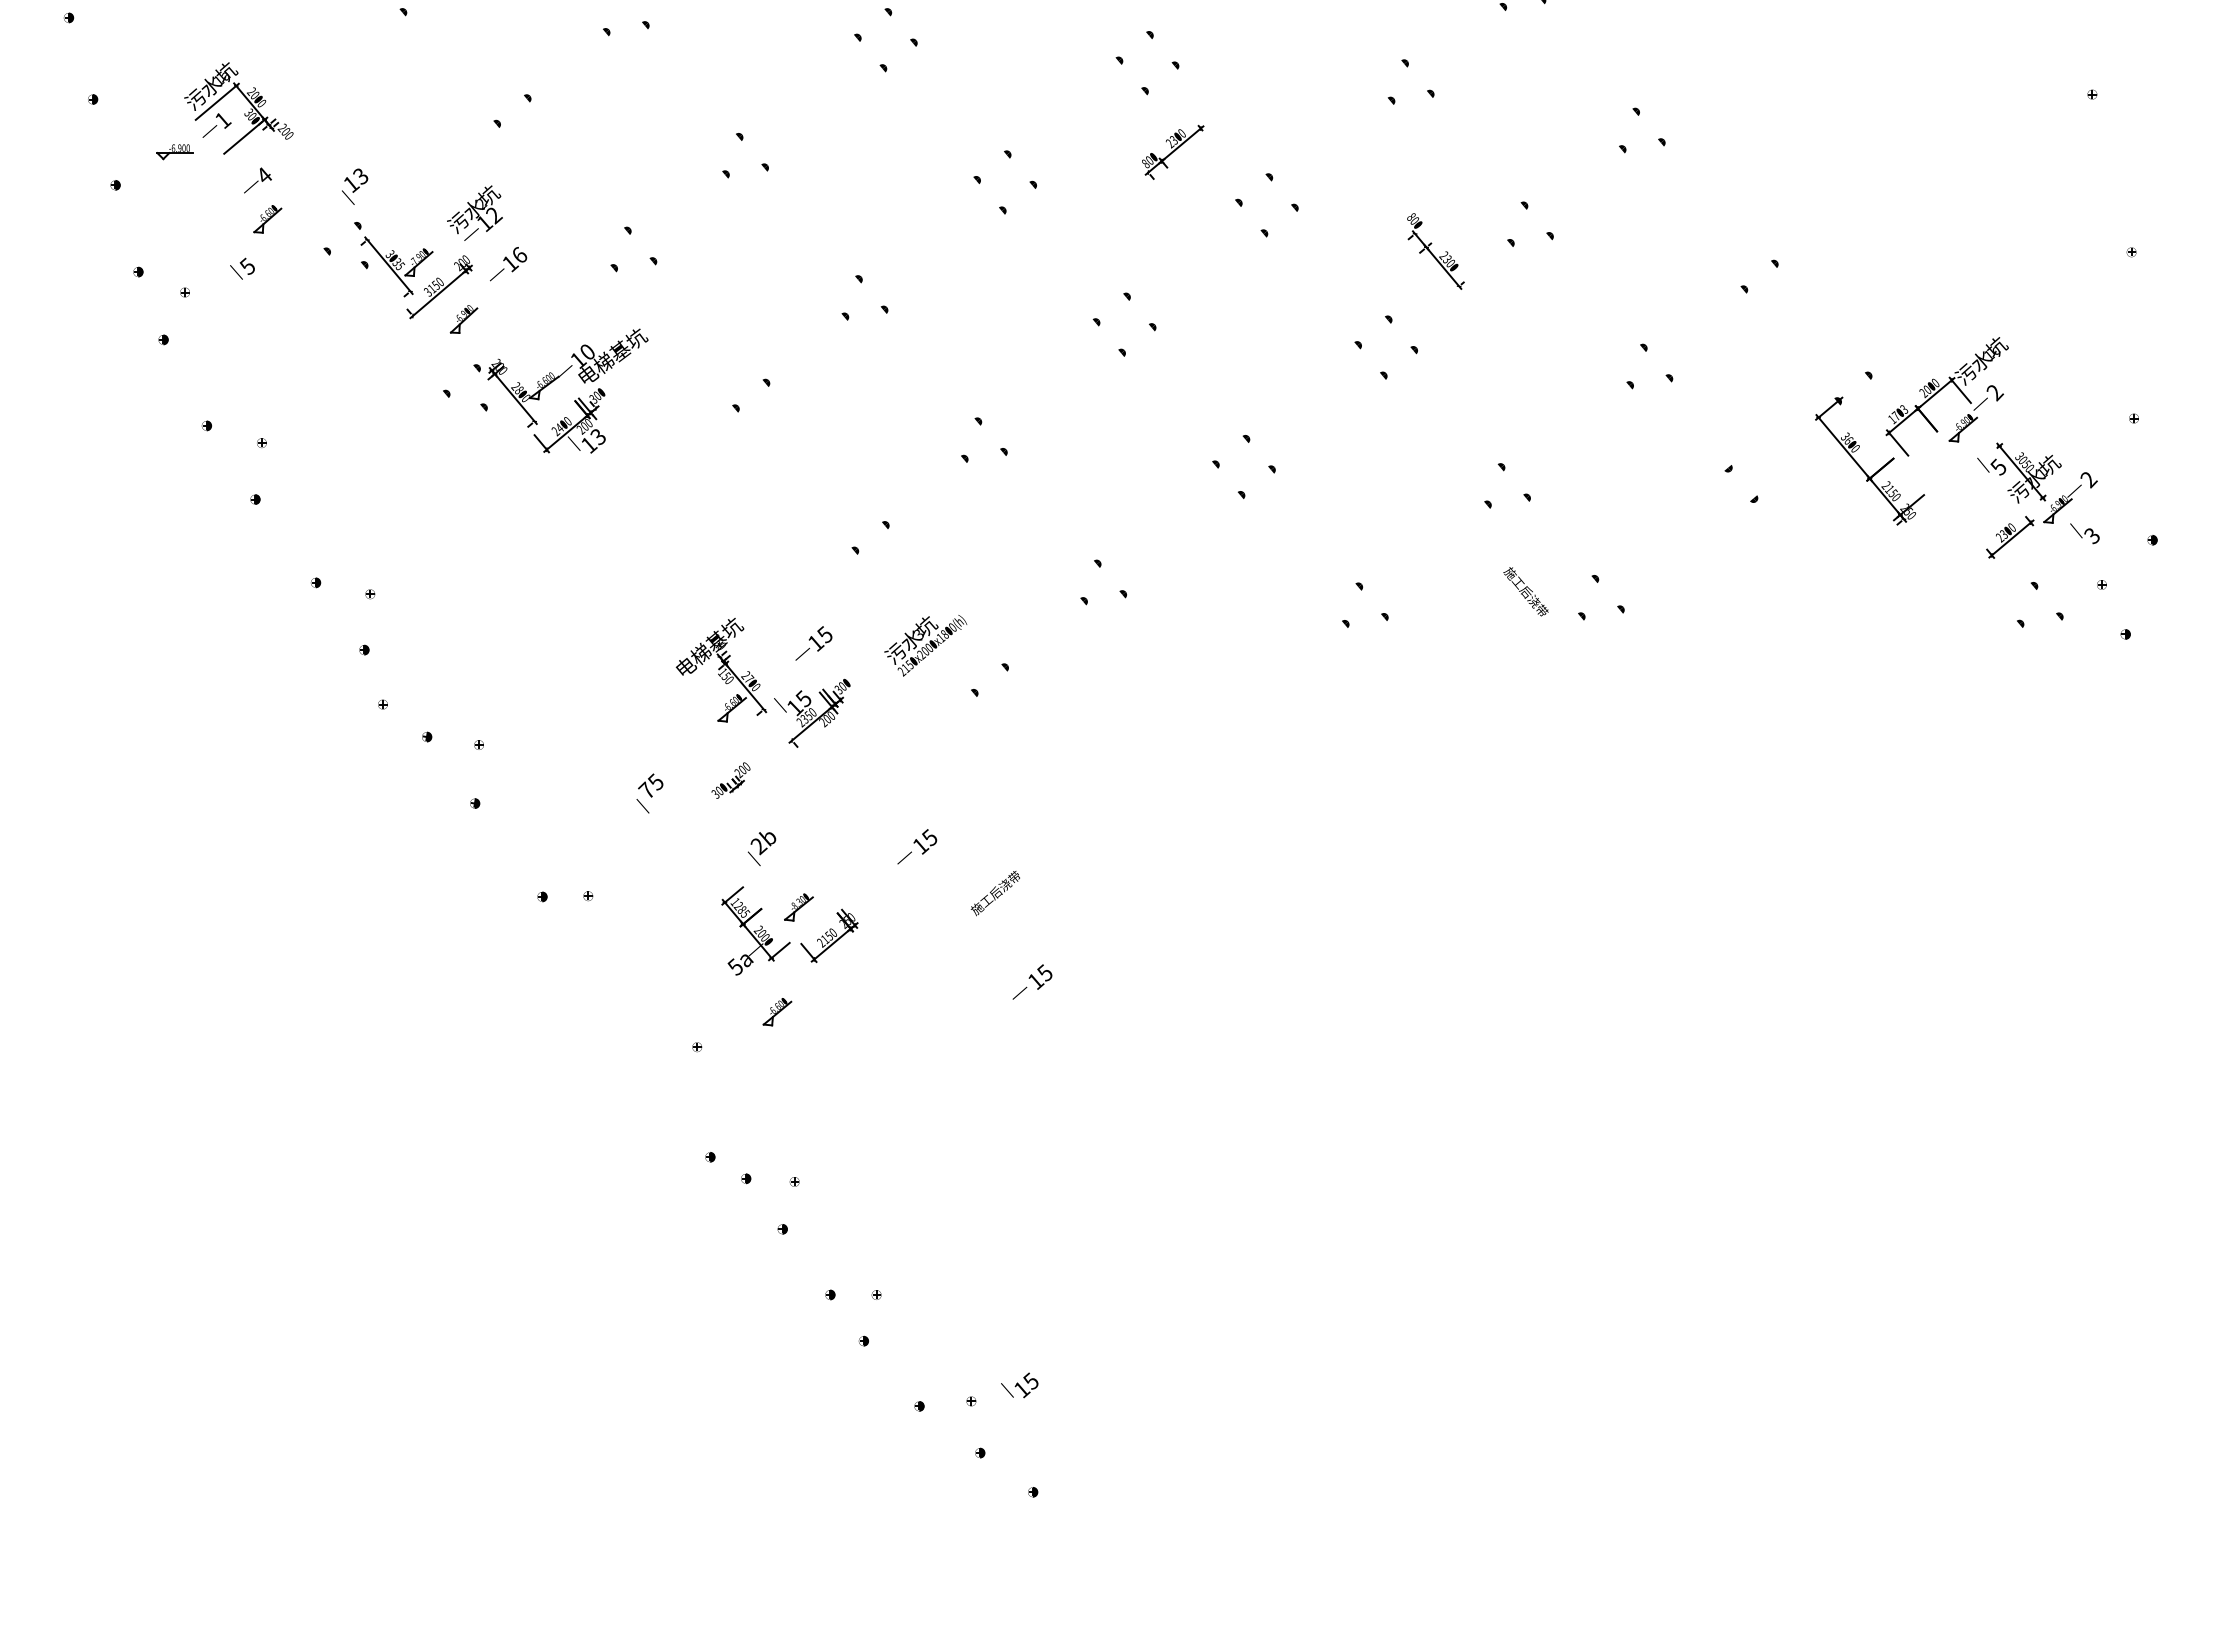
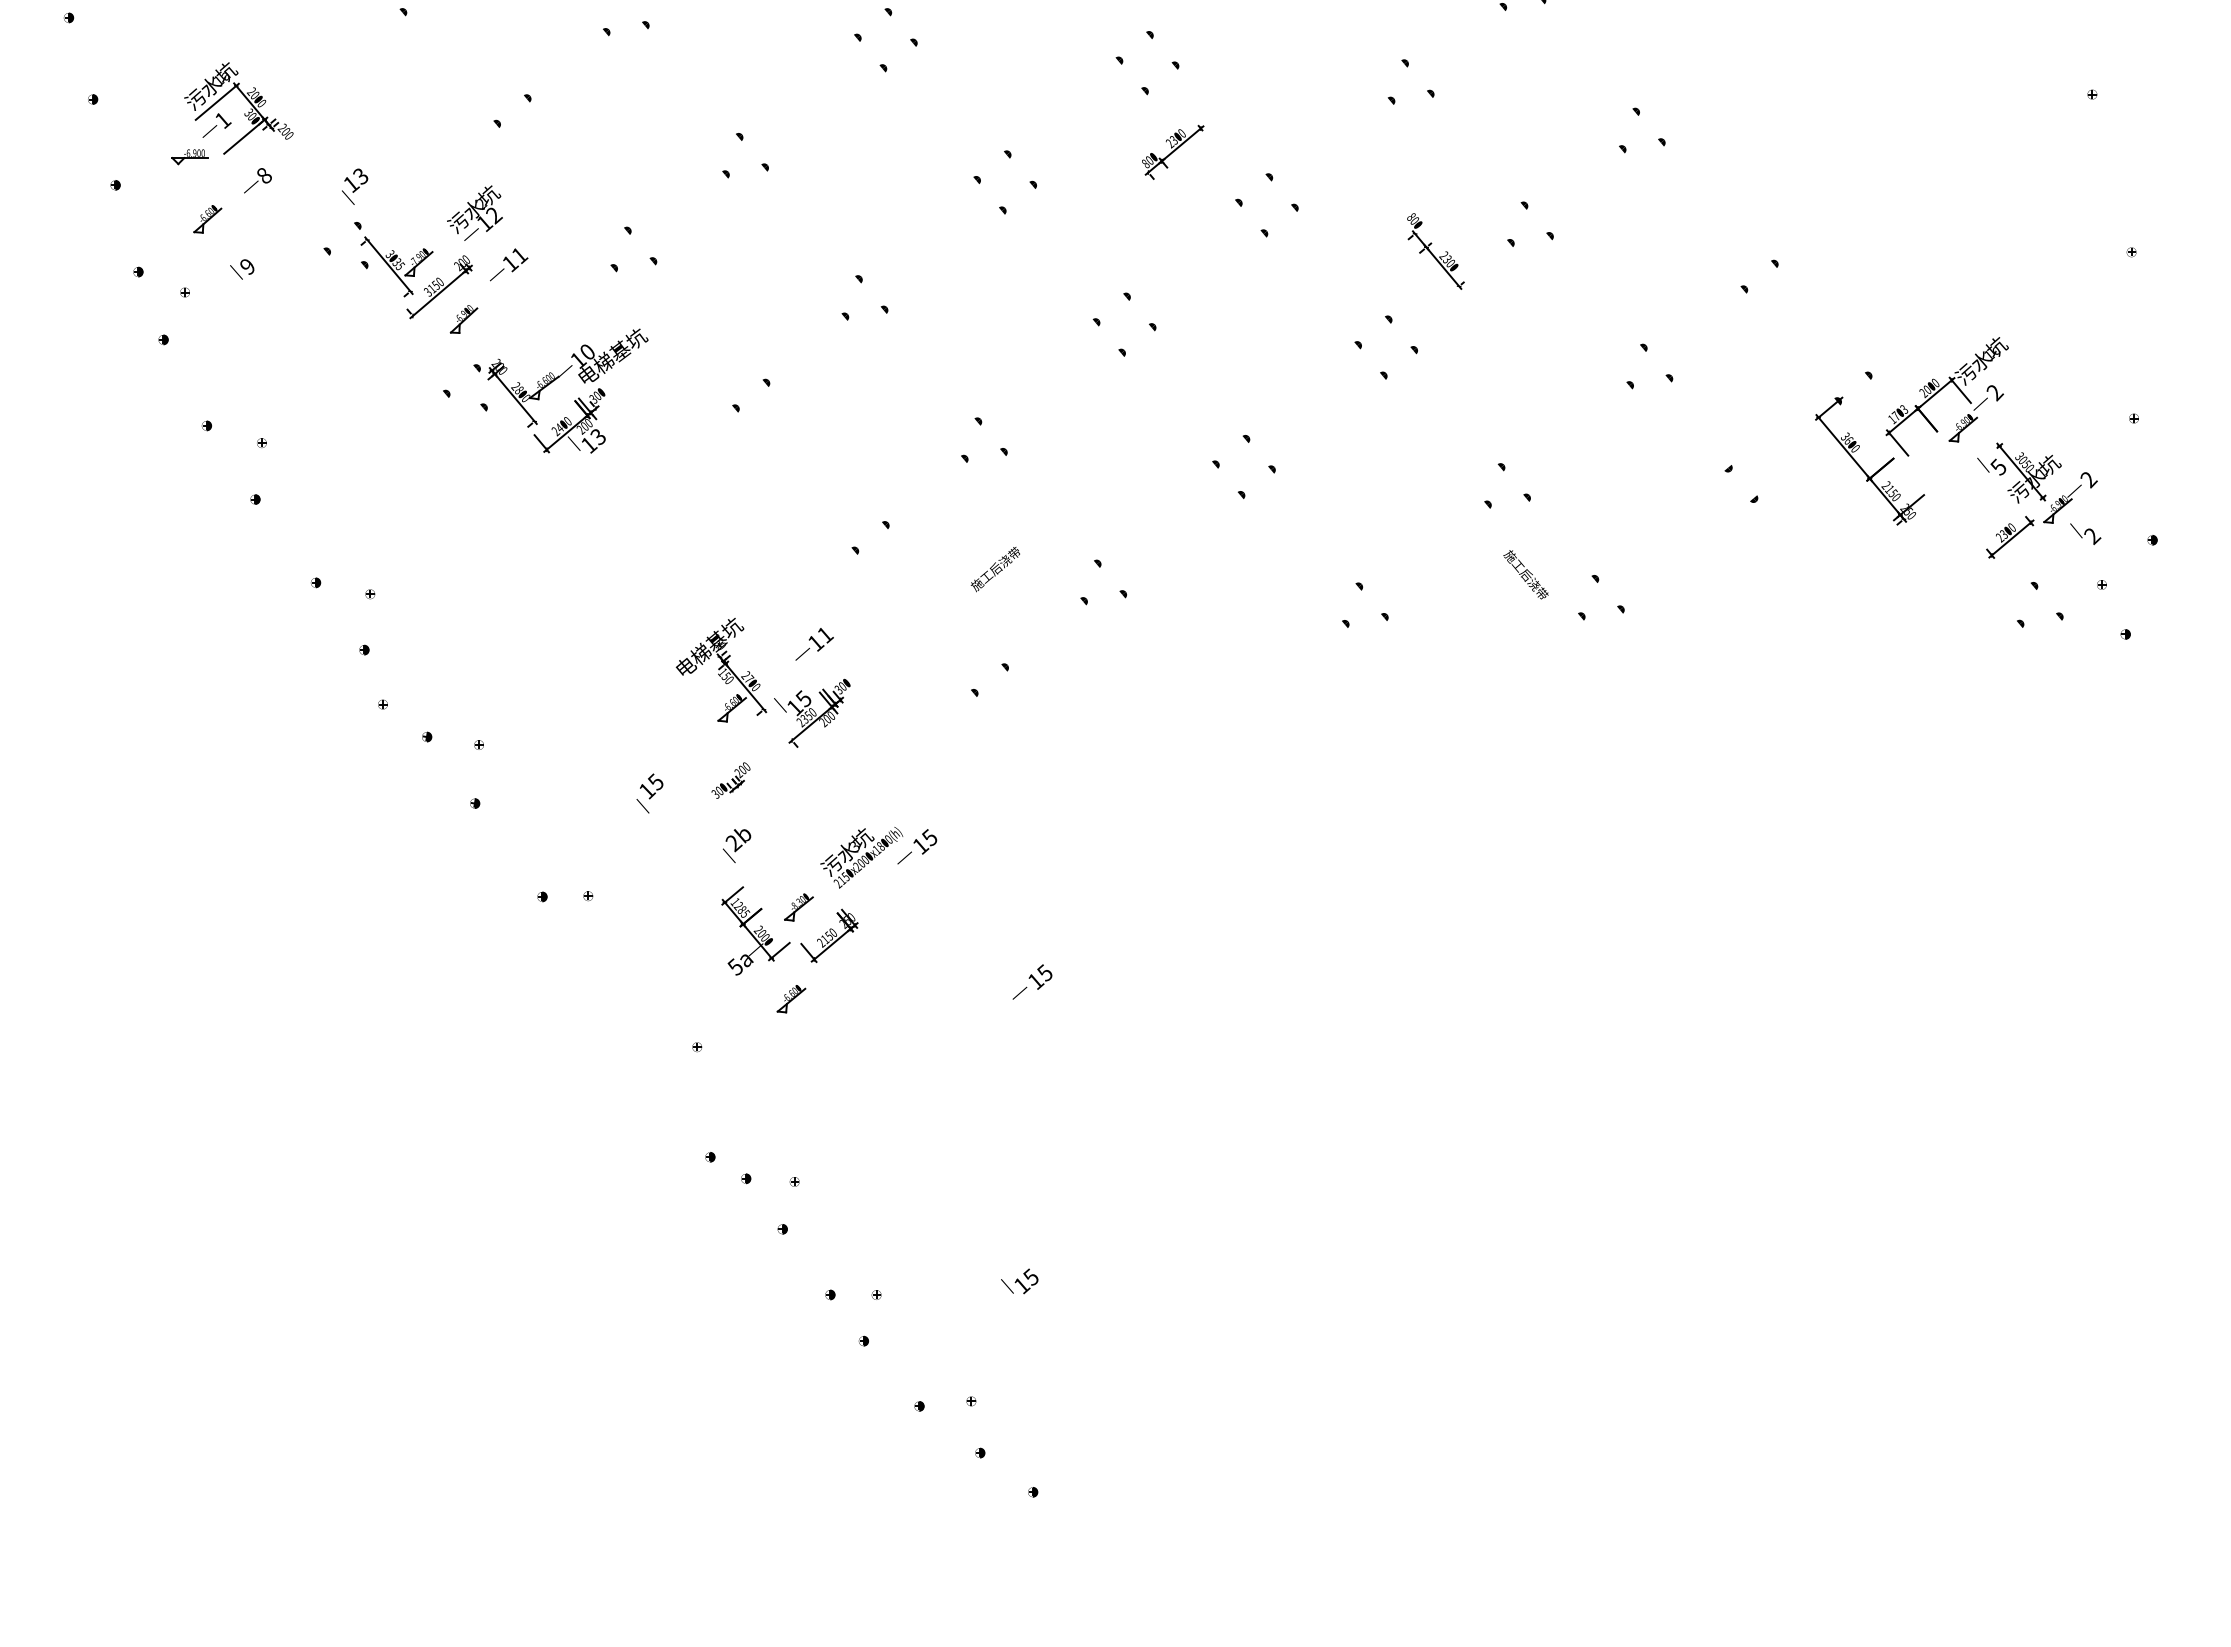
part position: (174, 152) -> (189, 157) (189, 157)
text: 4 -> 8 (264, 175)
part position: (267, 219) -> (207, 219) (207, 219)
text: 16 -> 11 (520, 255)
text: 5 -> 9 (246, 265)
text: 3 -> 2 (2092, 536)
text position: (1525, 591) -> (1525, 574) (1525, 574)
text: 15 -> 11 (825, 634)
text position: (925, 645) -> (861, 857) (861, 857)
text: 75 -> 15 (646, 790)
text position: (762, 849) -> (737, 846) (737, 846)
text position: (994, 893) -> (994, 569) (994, 569)
part position: (777, 1012) -> (791, 999) (791, 999)
text position: (1019, 1385) -> (1019, 1281) (1019, 1281)
